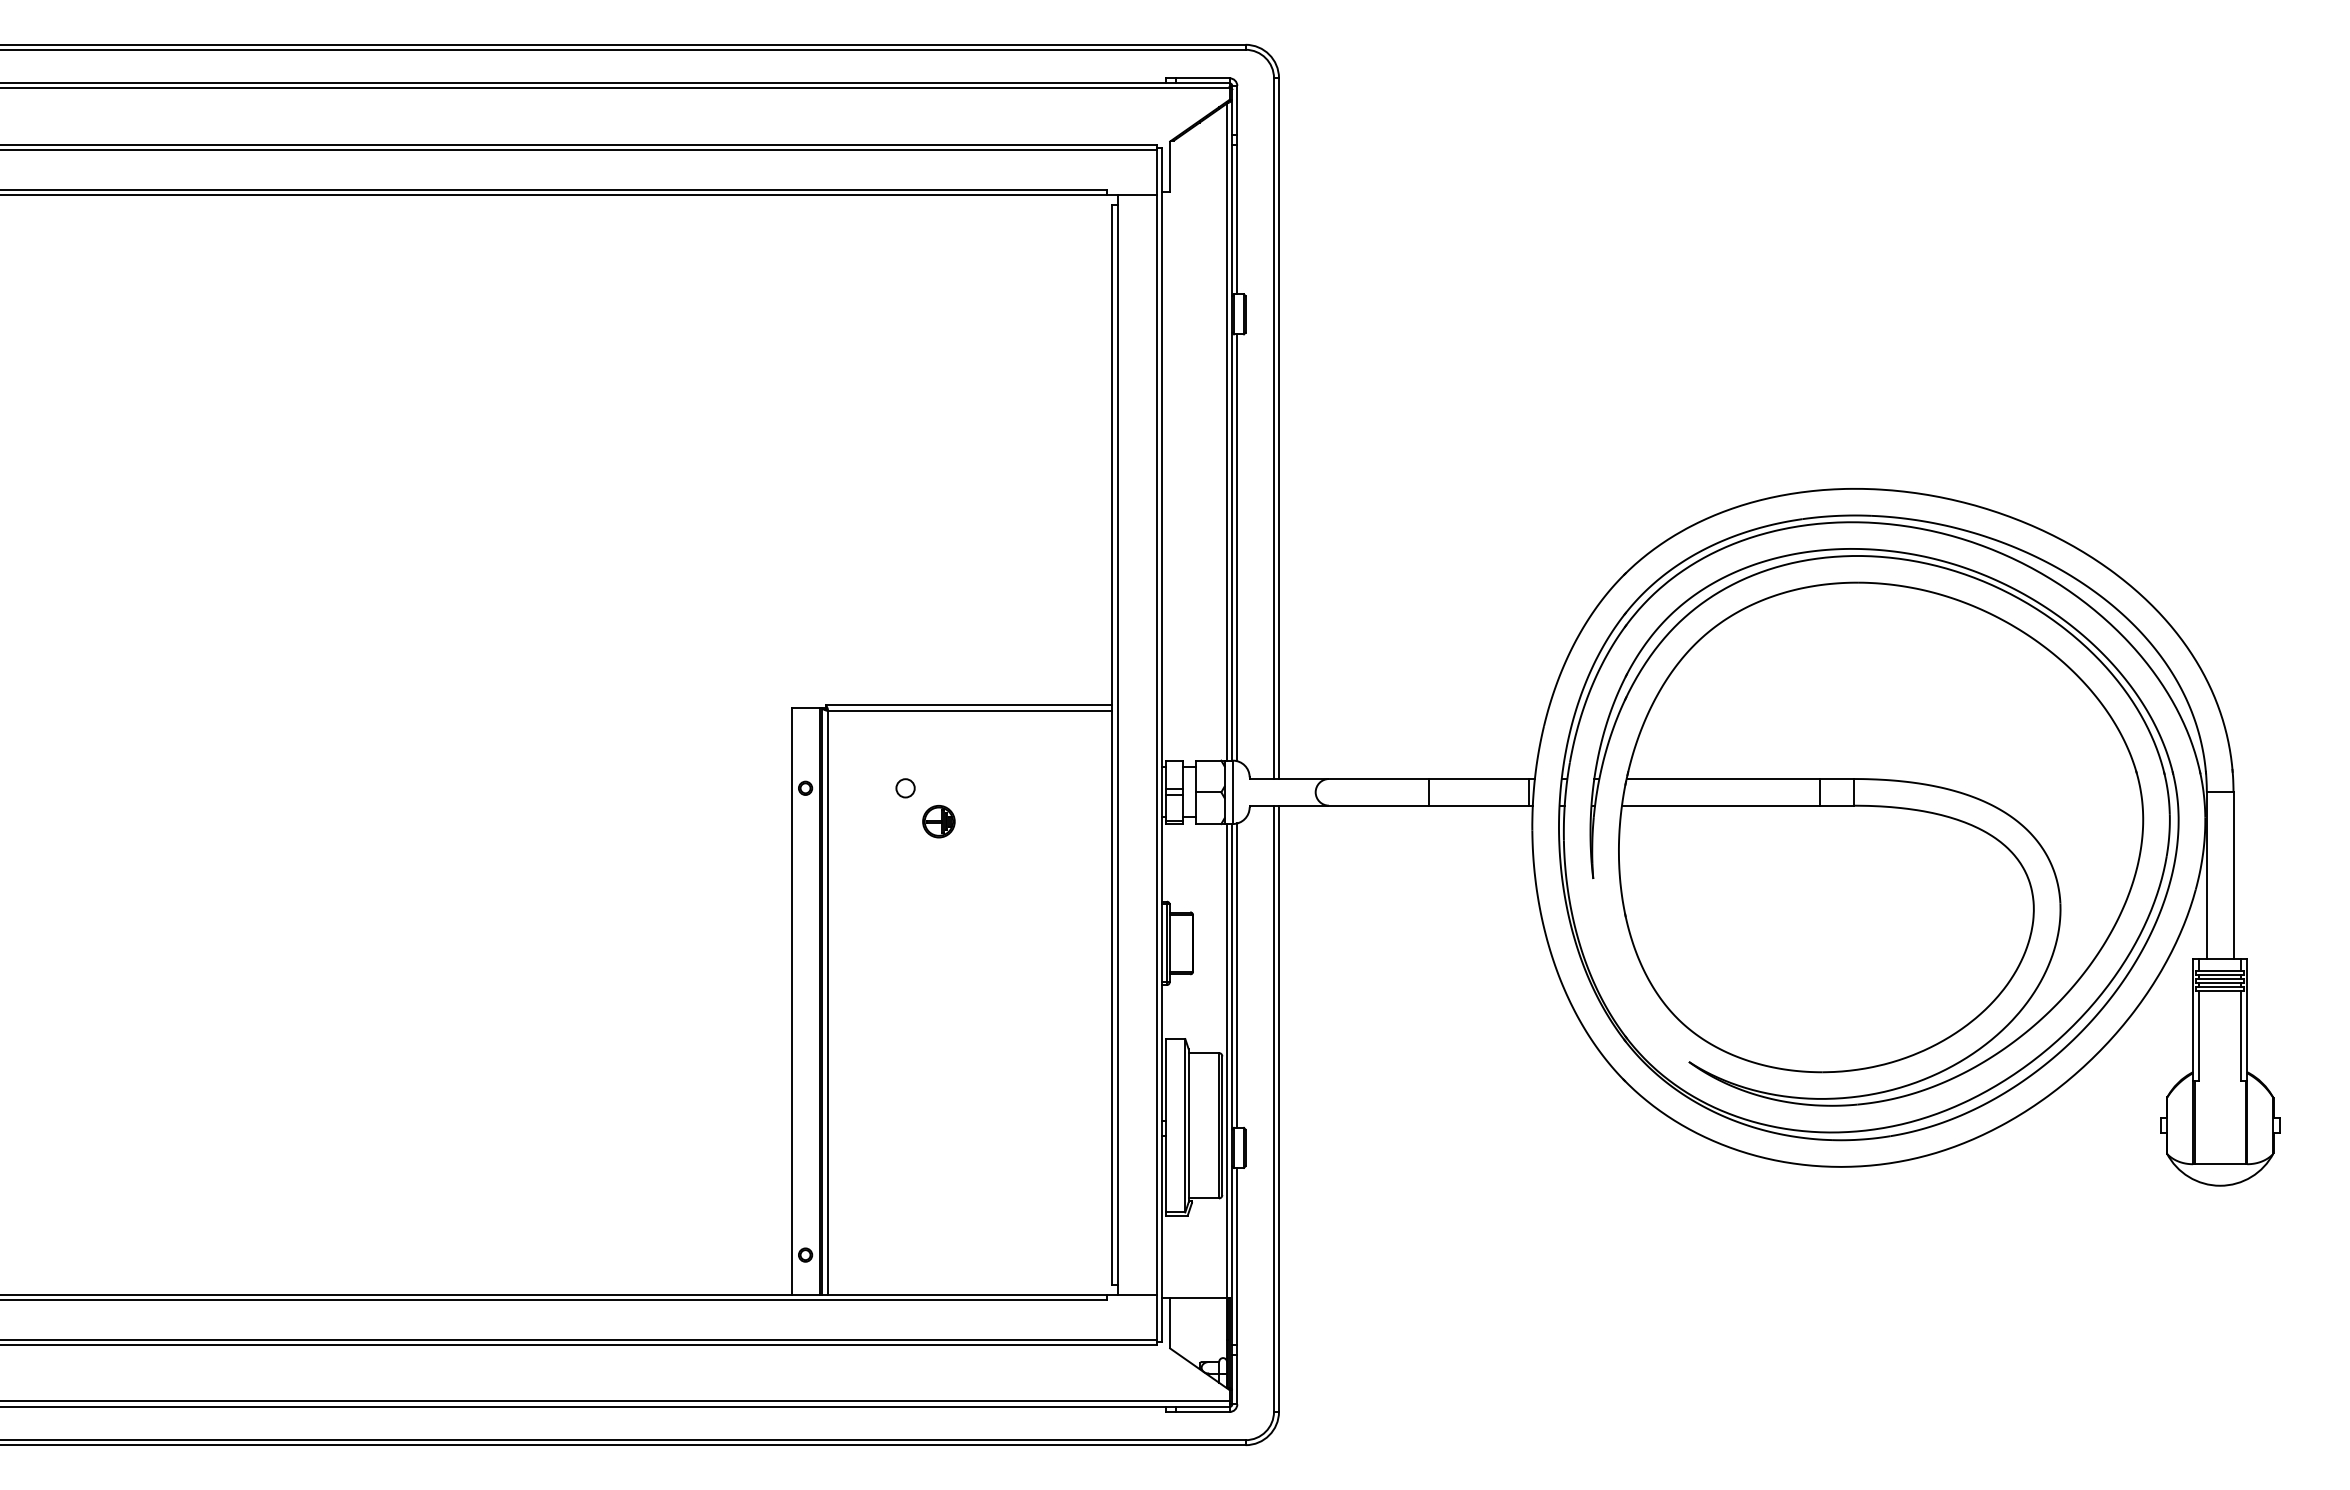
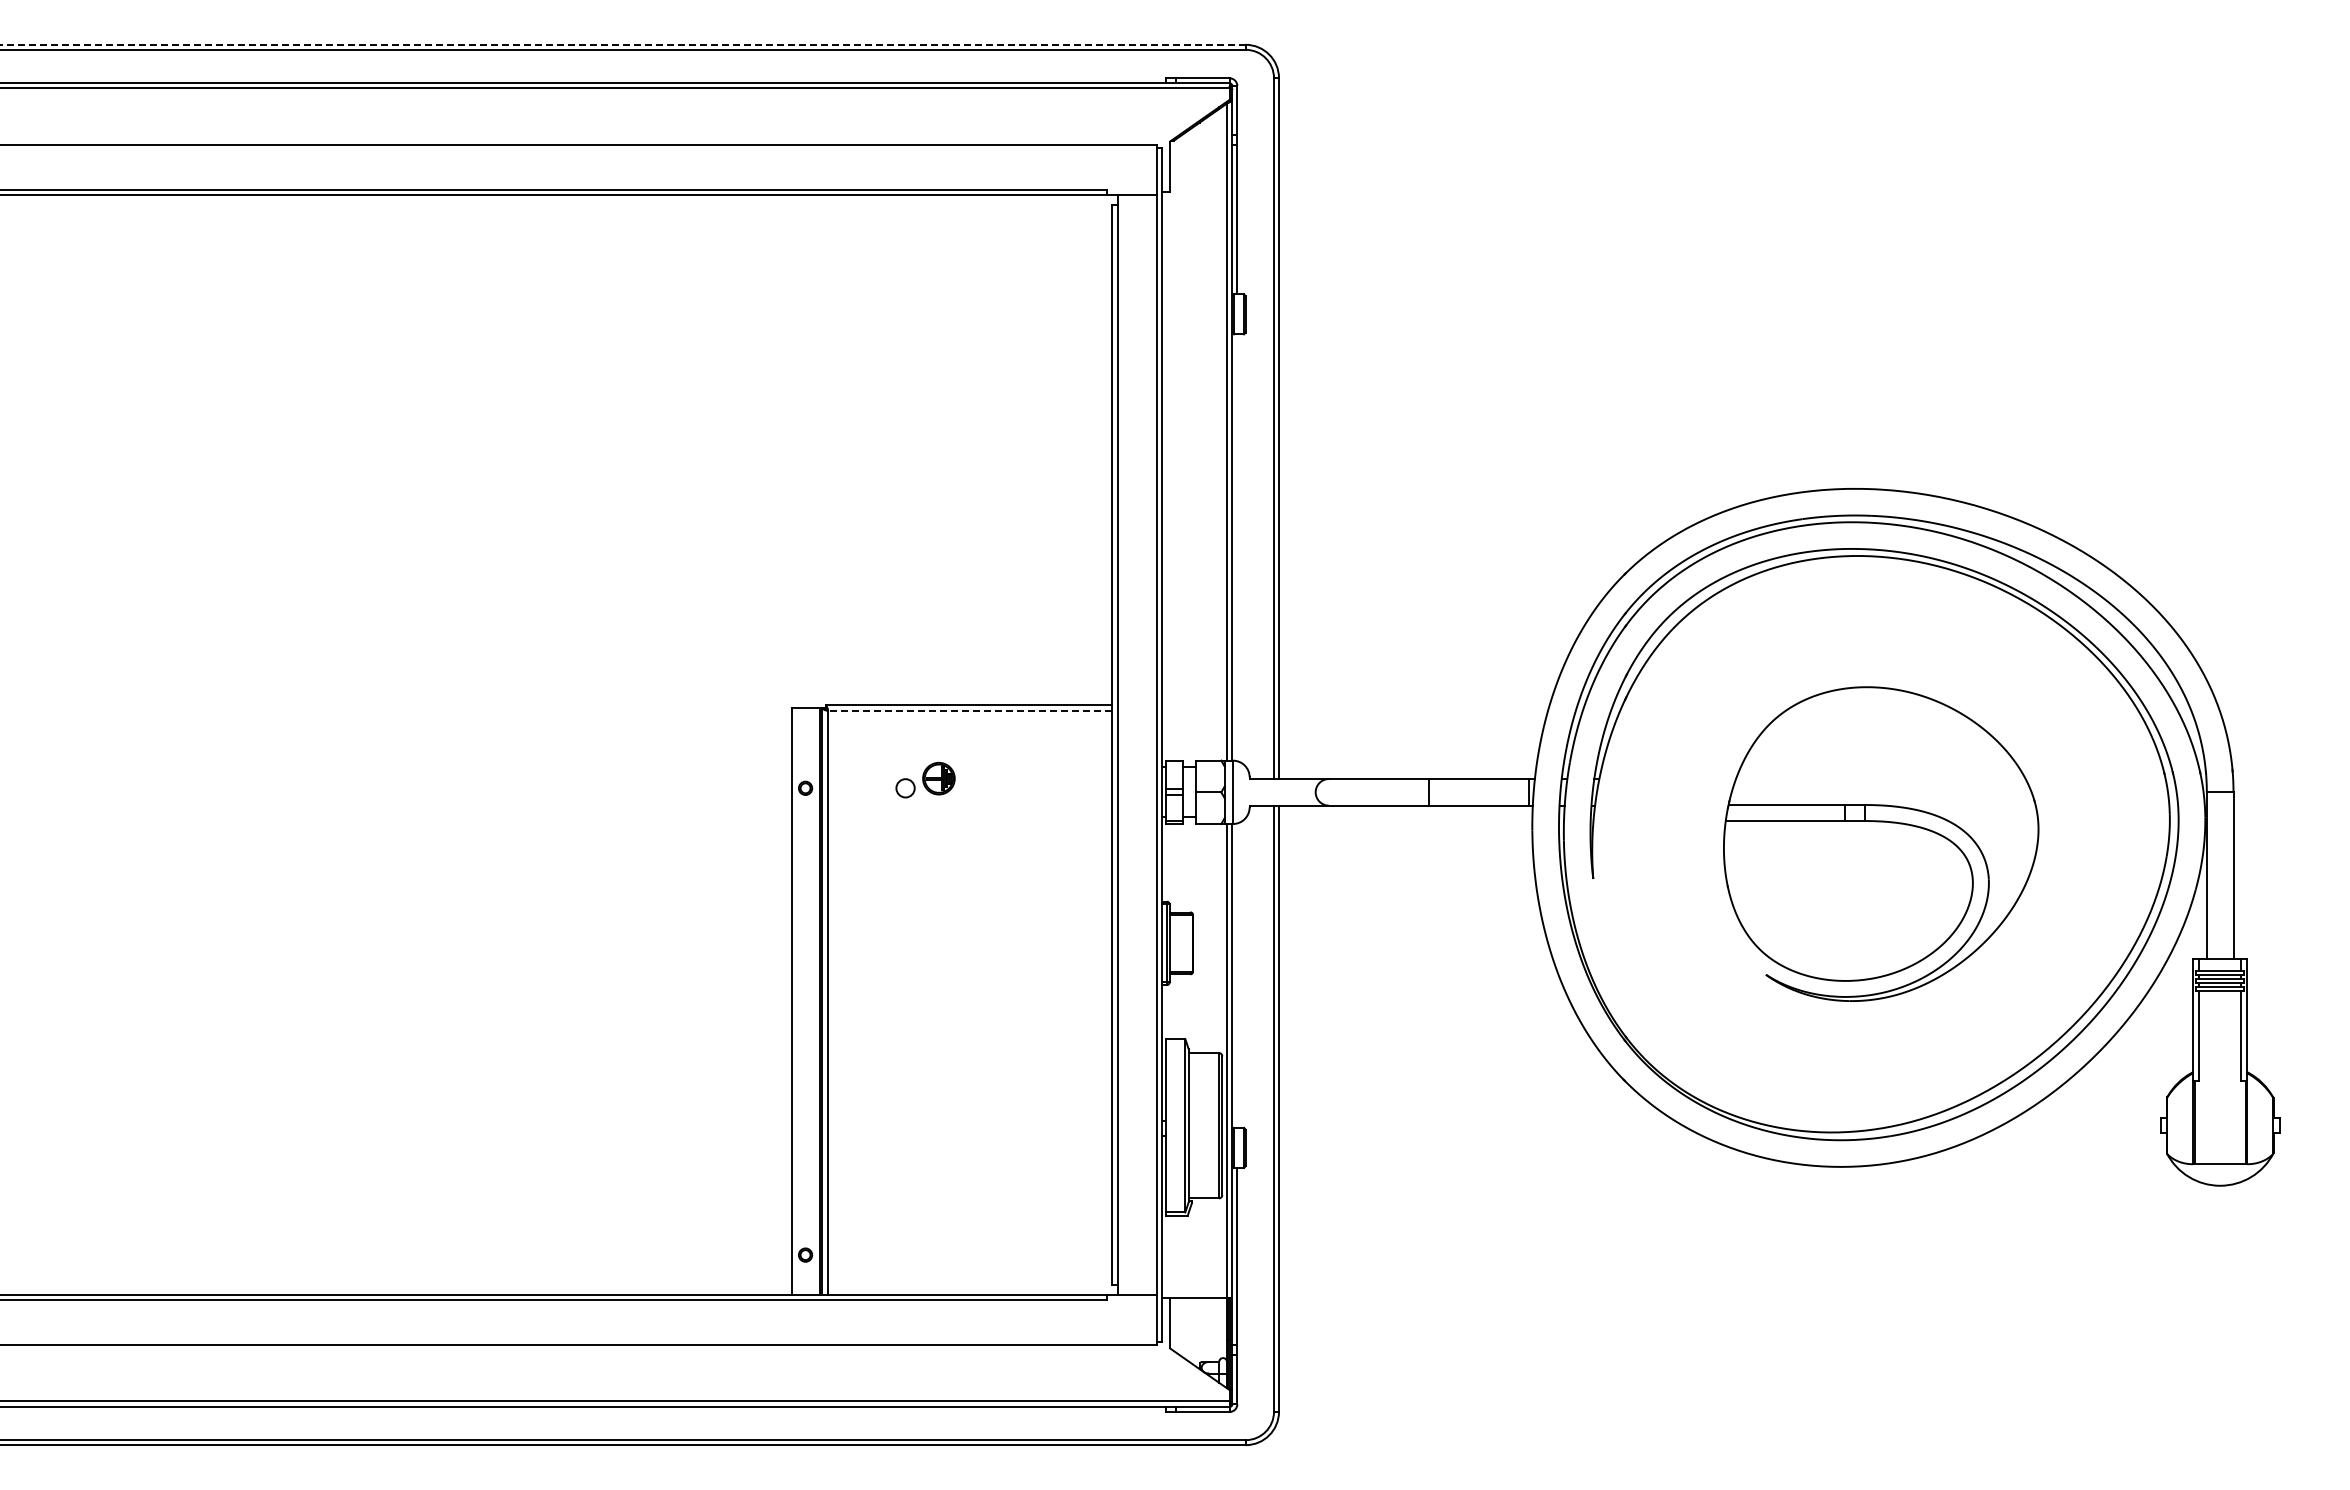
line: solid -> dashed (622, 44)
line: present -> none (579, 150)
line: present -> none (1237, 547)
line: solid -> dashed (969, 710)
part position: (938, 821) -> (938, 778) (938, 778)
part size: 527x526 px -> 317x316 px (1881, 843)
line: present -> none (1237, 975)
line: present -> none (579, 1339)
